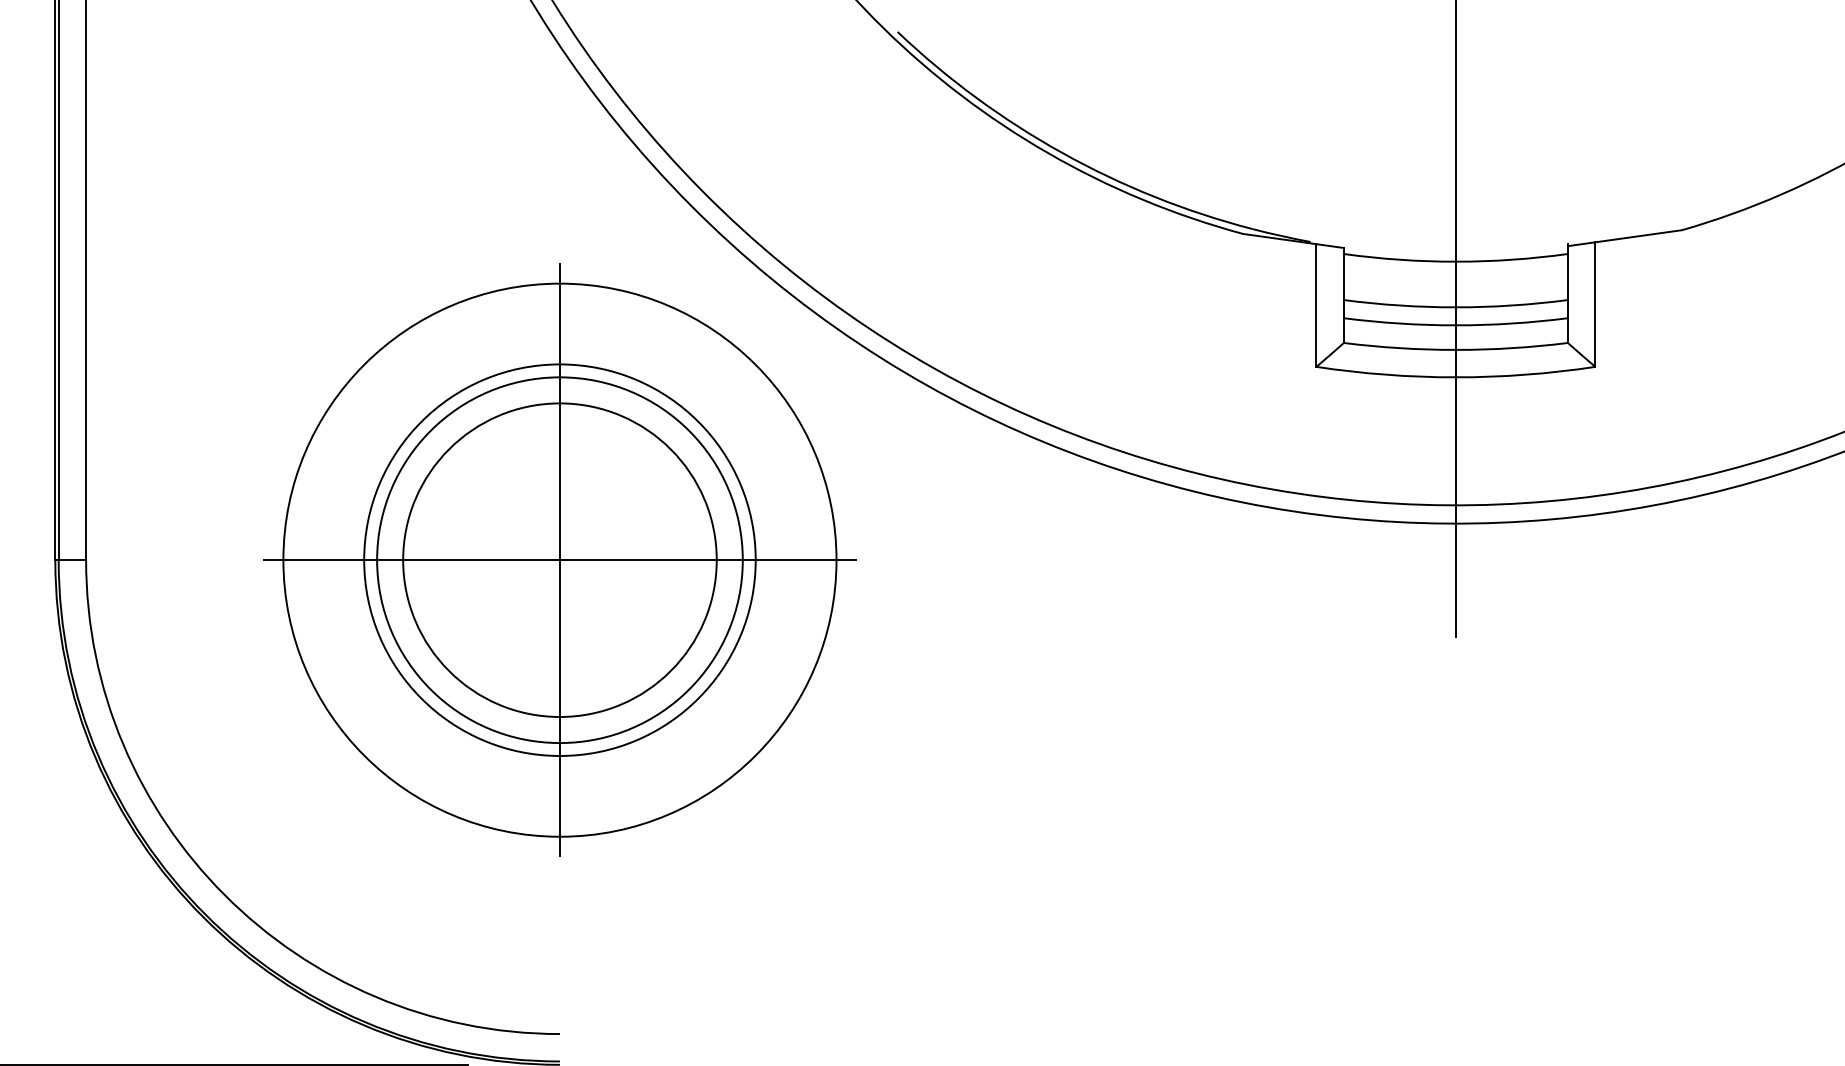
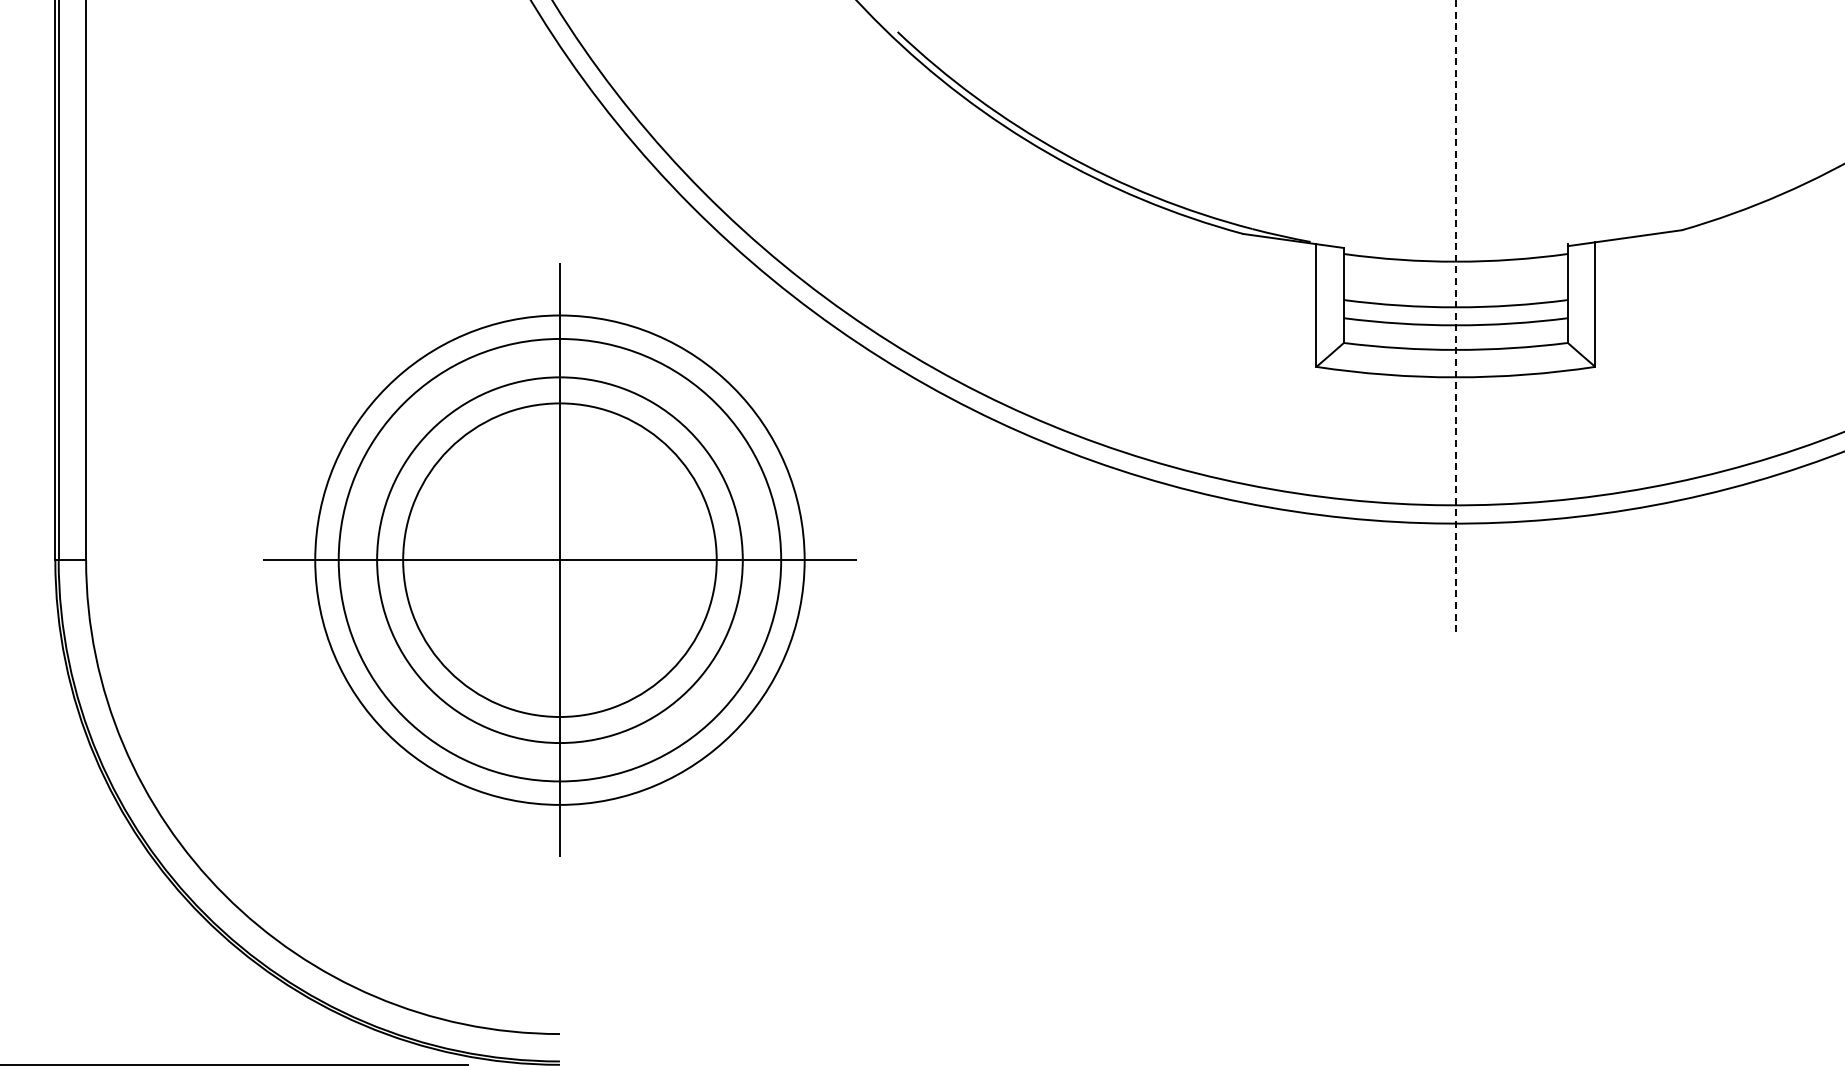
line: solid -> dashed (1455, 319)
circle diameter: 392 px -> 489 px (559, 559)
circle diameter: 553 px -> 442 px (559, 559)
